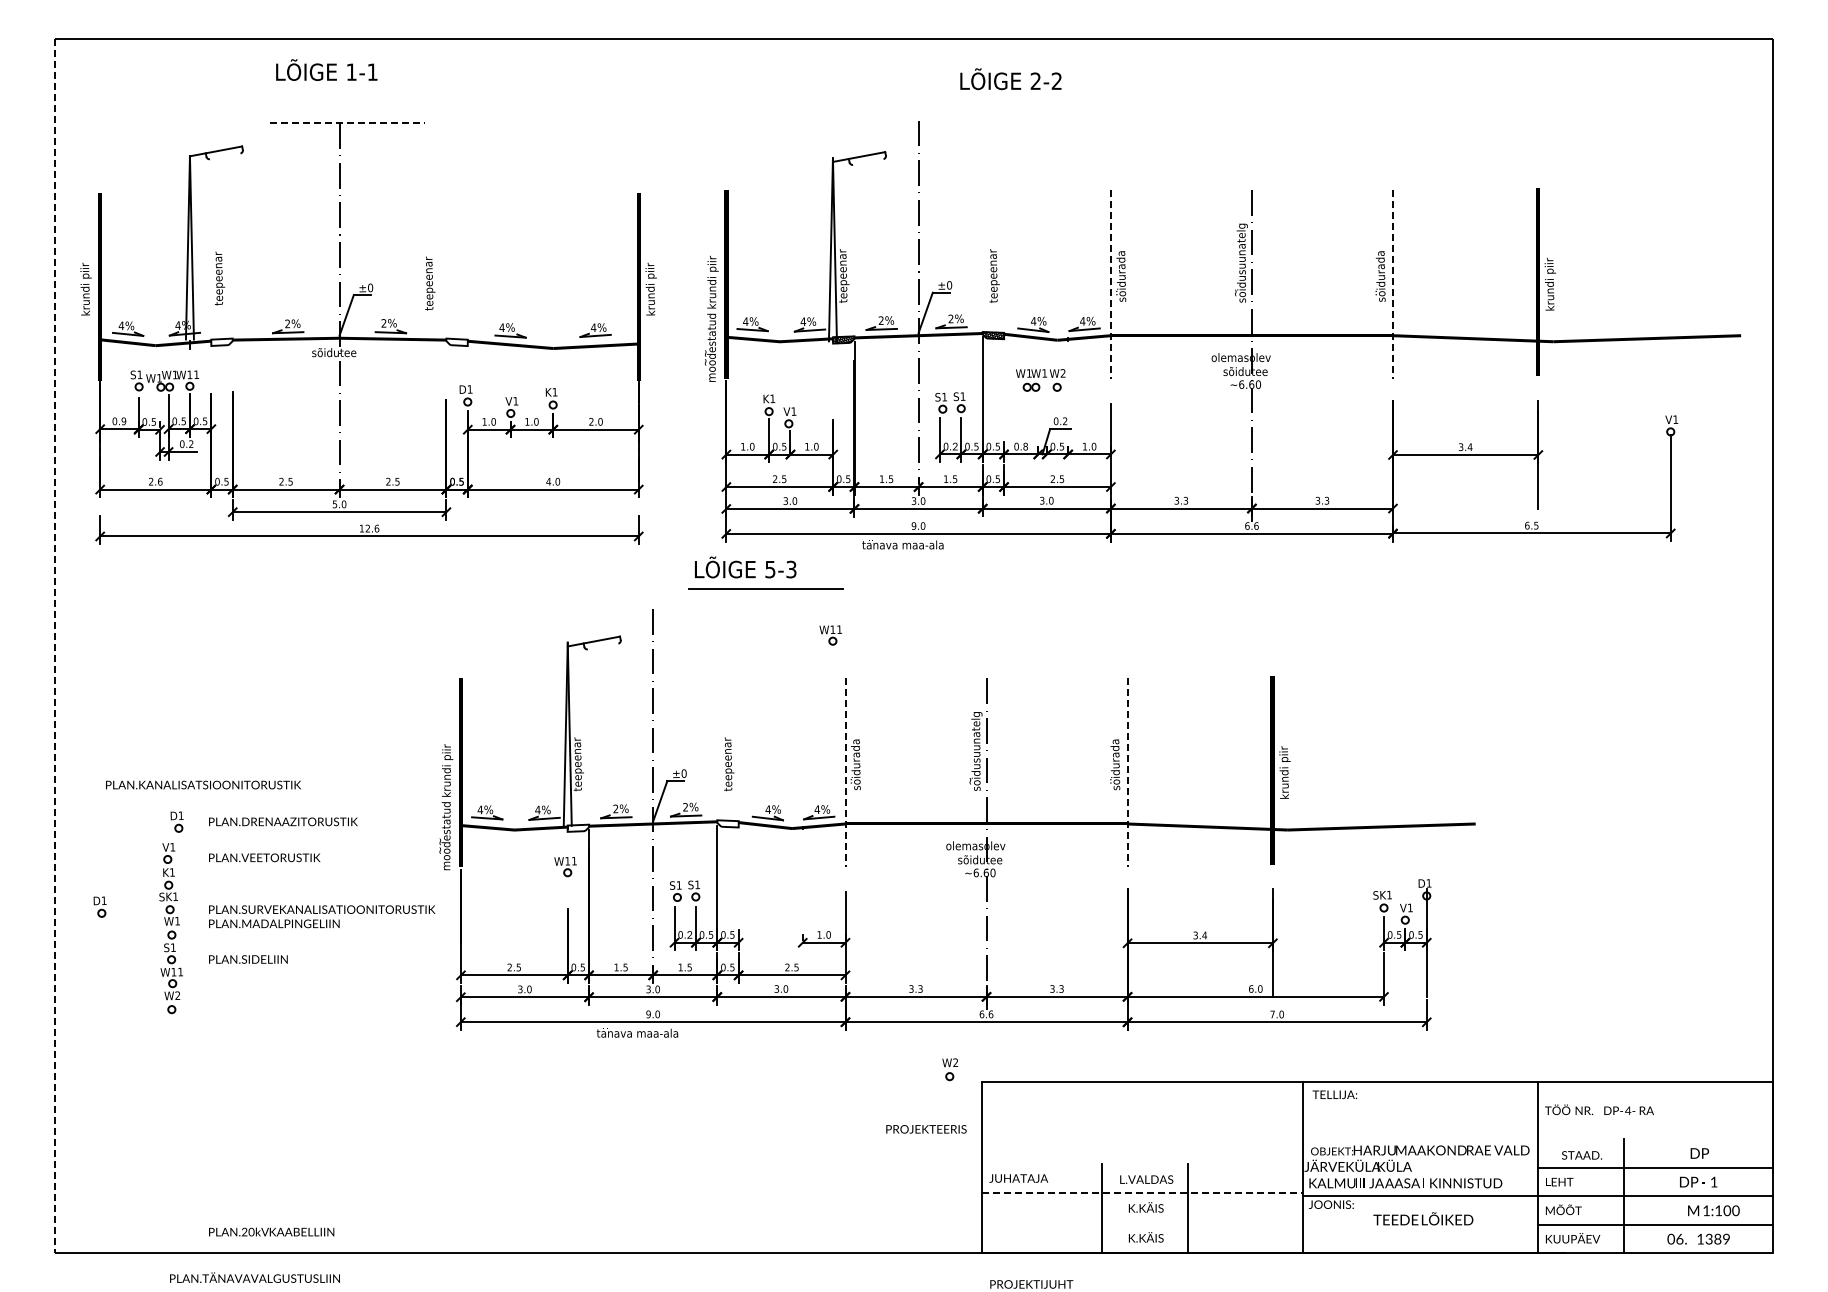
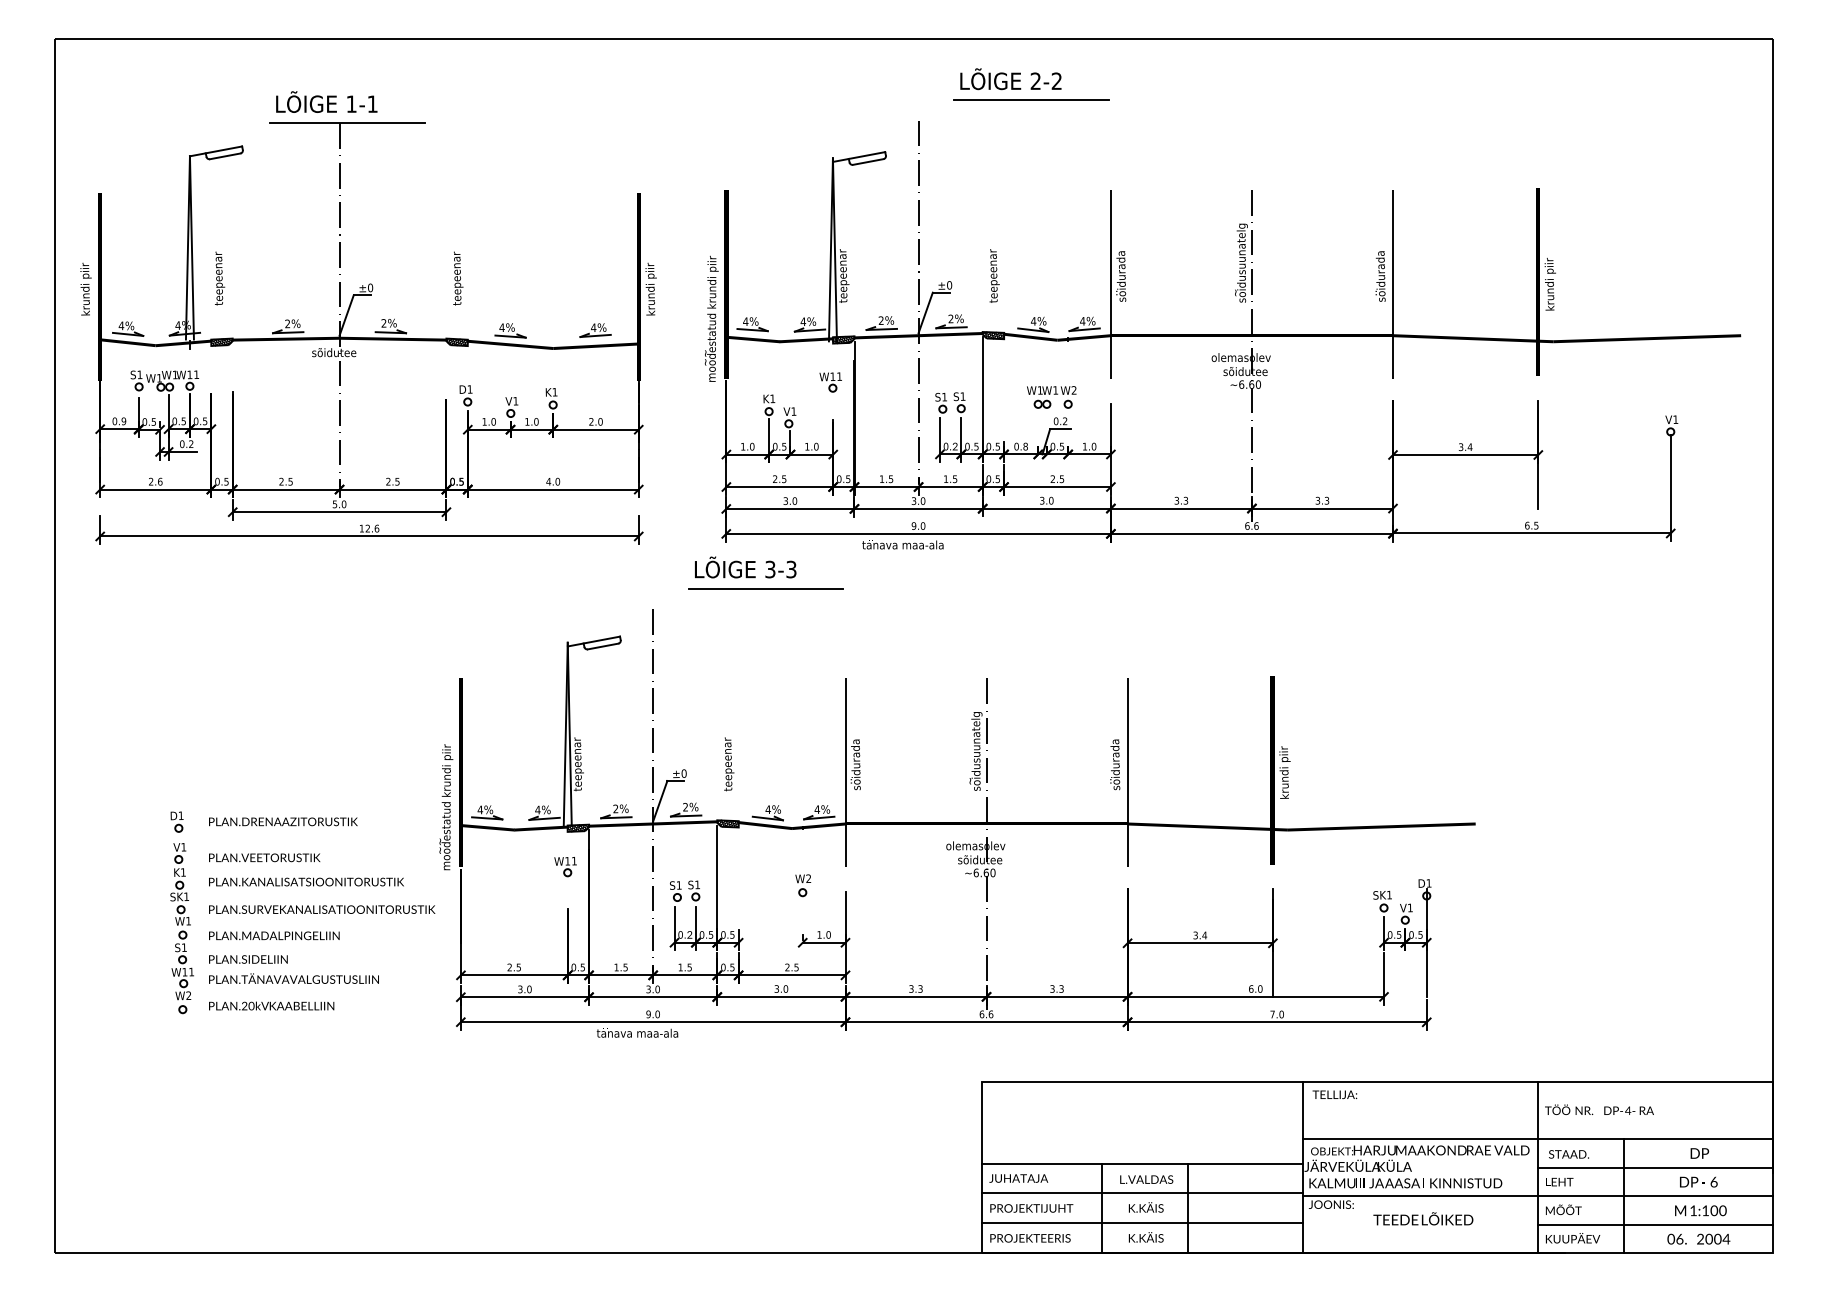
text position: (326, 69) -> (326, 101) (326, 101)
line: none -> present (1031, 100)
line: dashed -> solid (347, 123)
line: none -> present (225, 156)
line: none -> present (868, 161)
text position: (430, 283) -> (458, 278) (458, 278)
line: dashed -> solid (1110, 284)
line: dashed -> solid (1393, 284)
hatch: none -> present (221, 341)
hatch: none -> present (456, 342)
part position: (1040, 380) -> (1051, 397) (1051, 397)
text: 5-3 -> 3-3 (770, 568)
part position: (830, 635) -> (830, 382) (830, 382)
line: dashed -> solid (54, 646)
line: none -> present (602, 646)
line: dashed -> solid (845, 773)
line: dashed -> solid (1127, 773)
text position: (203, 784) -> (306, 881) (306, 881)
hatch: none -> present (727, 823)
hatch: none -> present (577, 827)
part: present -> none (99, 906)
text position: (274, 923) -> (274, 935) (274, 935)
part position: (170, 928) -> (181, 928) (181, 928)
part position: (950, 1069) -> (803, 885) (803, 885)
text position: (926, 1129) -> (1030, 1238) (1030, 1238)
line: none -> present (1538, 1139)
text position: (1581, 1155) -> (1568, 1154) (1568, 1154)
line: none -> present (1142, 1163)
text: 1 -> 6 (1713, 1181)
line: dashed -> solid (1143, 1193)
text position: (1713, 1210) -> (1700, 1210) (1700, 1210)
line: none -> present (1142, 1223)
text position: (271, 1231) -> (271, 1005) (271, 1005)
text: 1389 -> 2004 (1713, 1238)
text position: (254, 1277) -> (293, 978) (293, 978)
text position: (1031, 1284) -> (1031, 1208) (1031, 1208)
